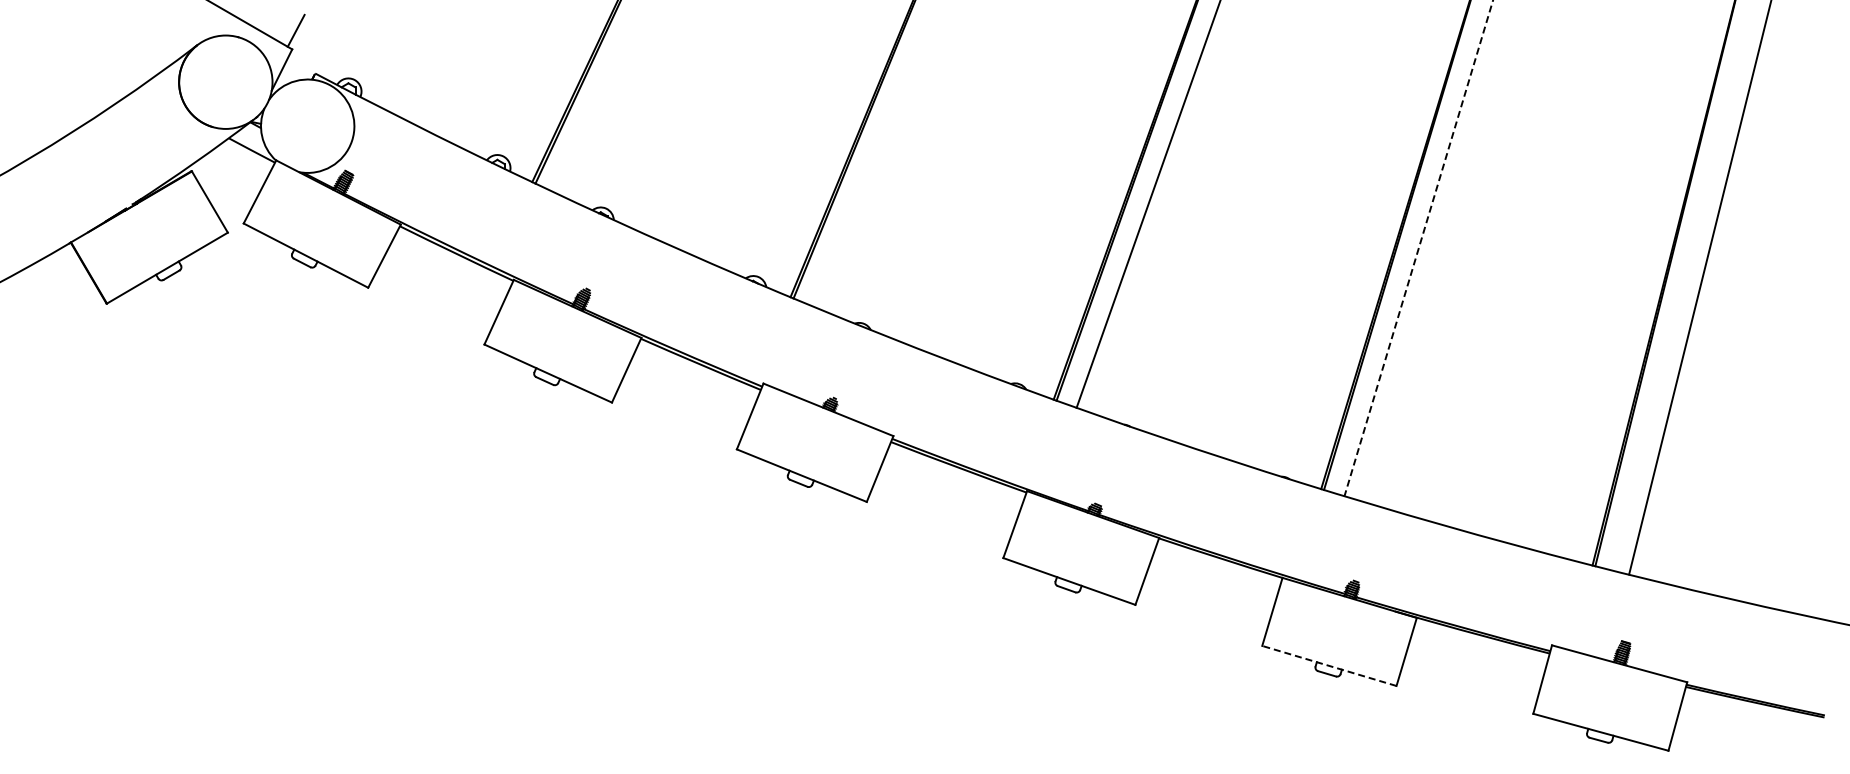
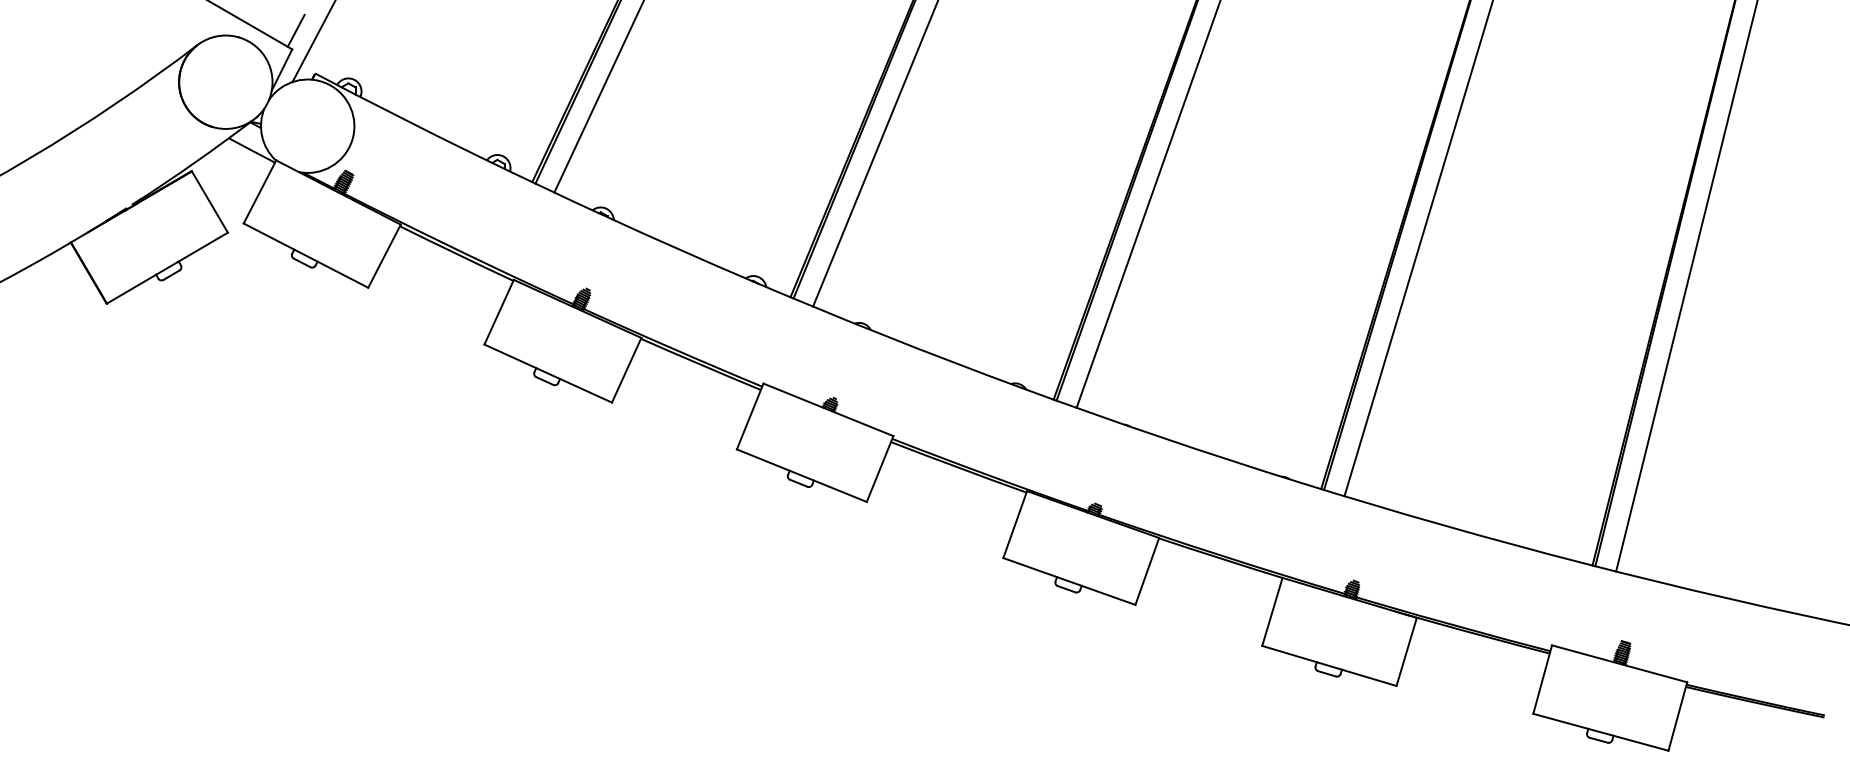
line: none -> present (313, 42)
line: none -> present (598, 97)
line: none -> present (875, 154)
line: dashed -> solid (1418, 248)
line position: (1699, 288) -> (1686, 286) (1686, 286)
line: dashed -> solid (1328, 665)
